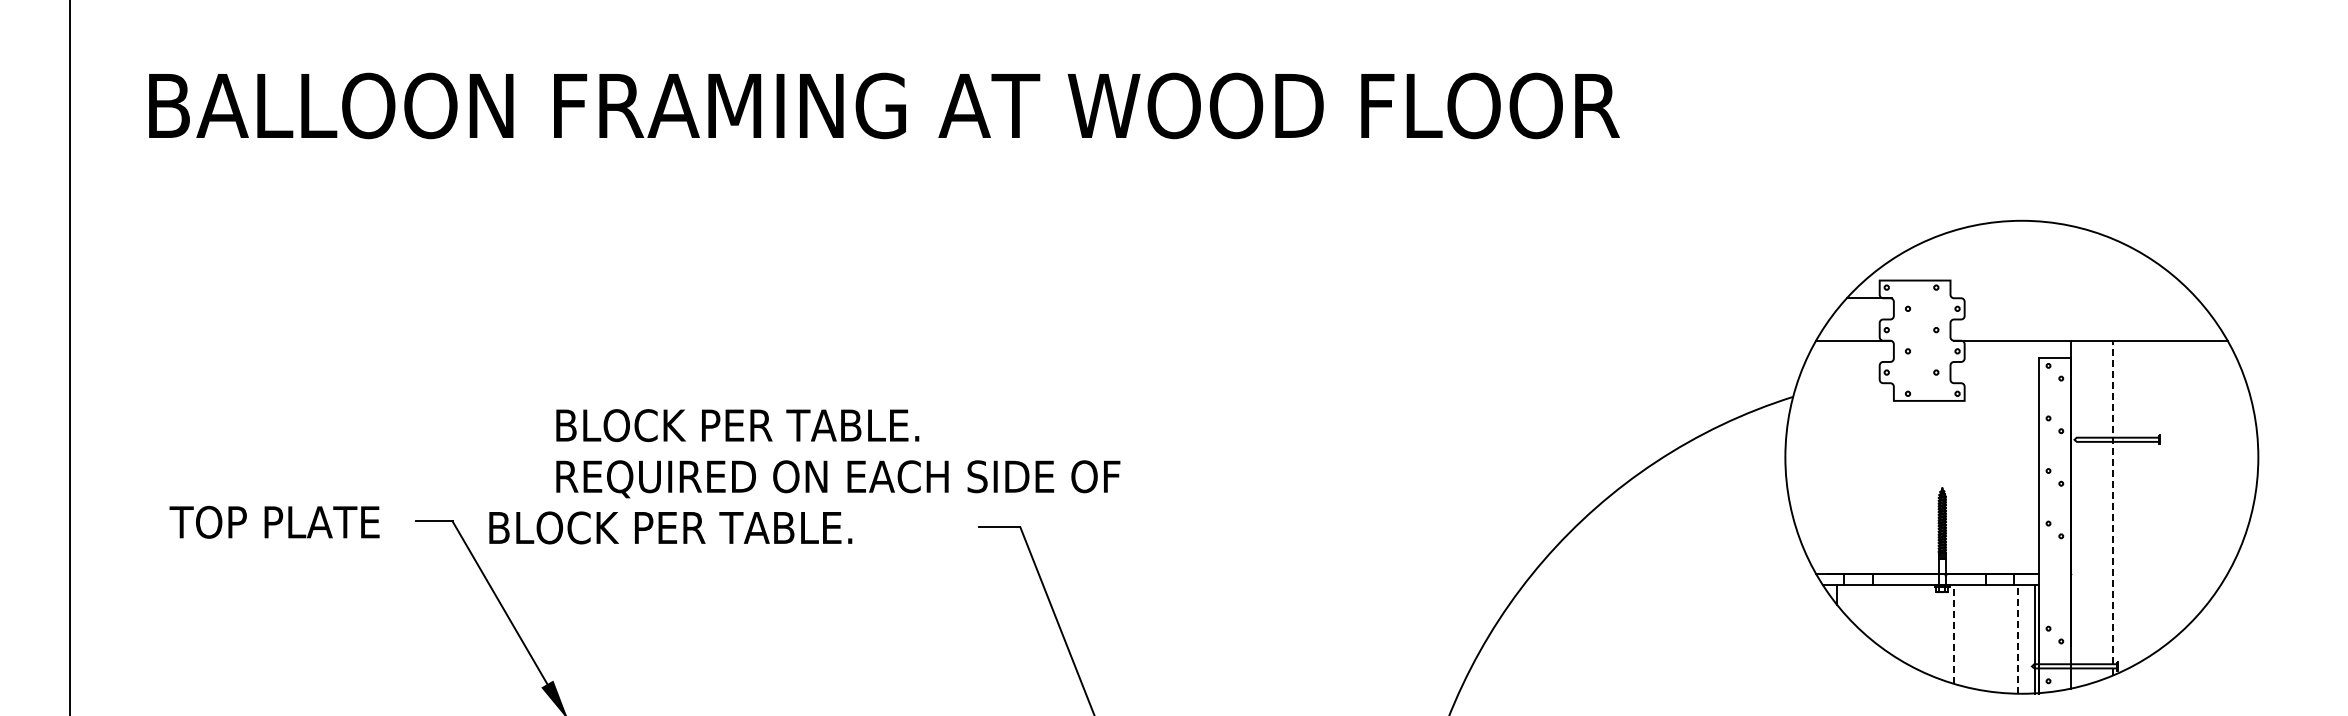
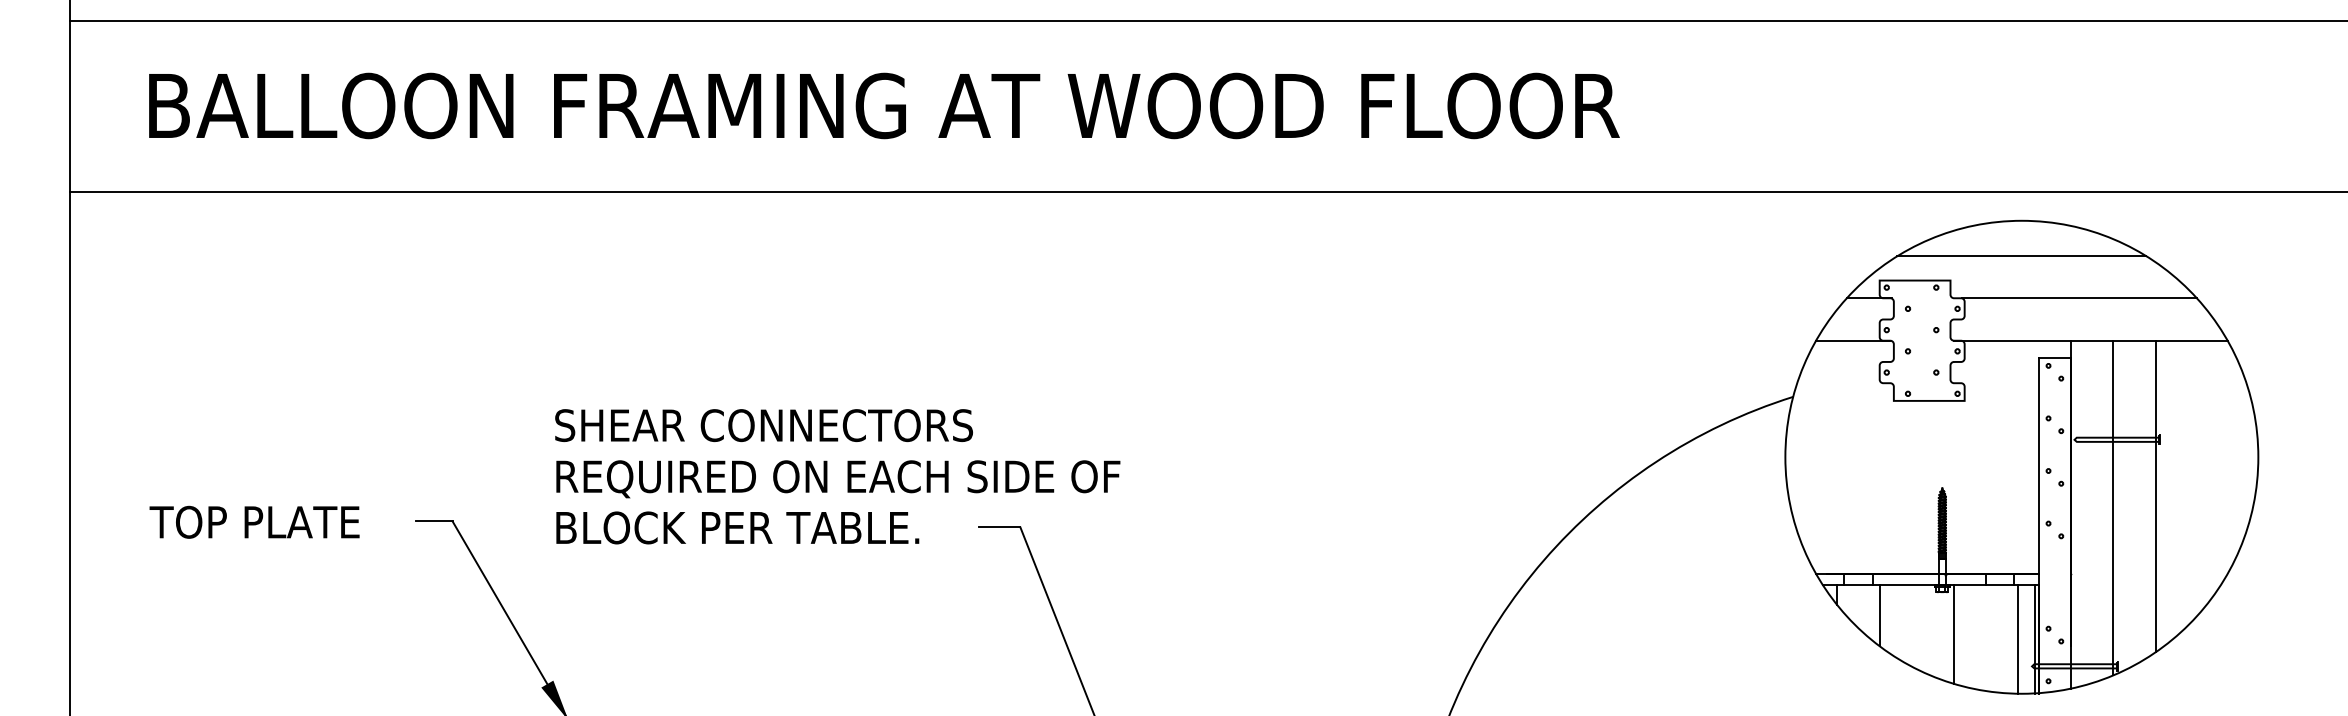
line: none -> present (1207, 21)
line: none -> present (1207, 192)
line: none -> present (2021, 256)
line: none -> present (2079, 298)
text: BLOCK PER TABLE. -> SHEAR CONNECTORS (764, 425)
line: none -> present (2155, 496)
line: dashed -> solid (2113, 507)
text position: (274, 521) -> (254, 521) (254, 521)
text position: (670, 527) -> (737, 527) (737, 527)
line: none -> present (1879, 615)
line: dashed -> solid (1954, 634)
line: dashed -> solid (2017, 639)
